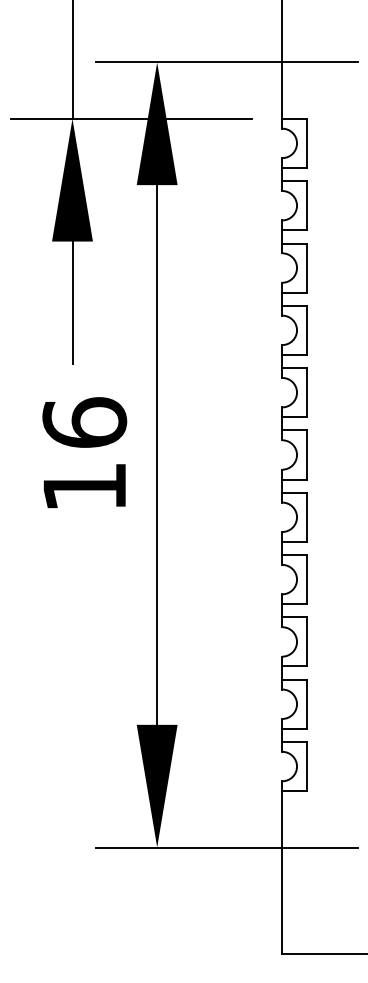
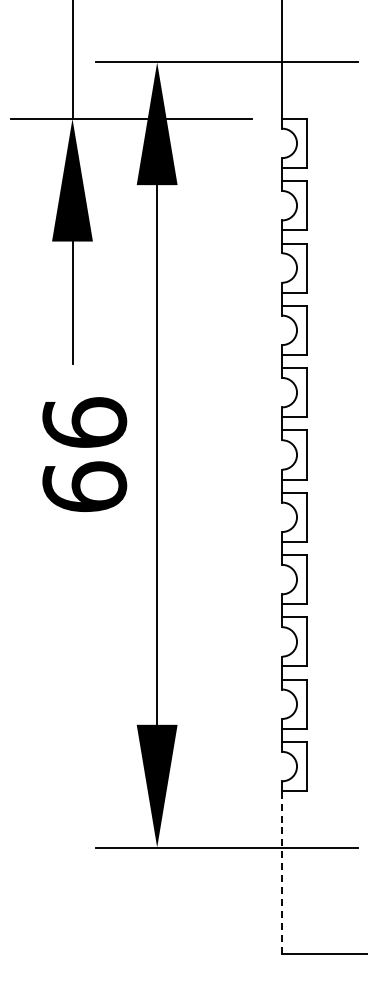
text: 16 -> 66 (84, 486)
line: solid -> dashed (282, 871)
